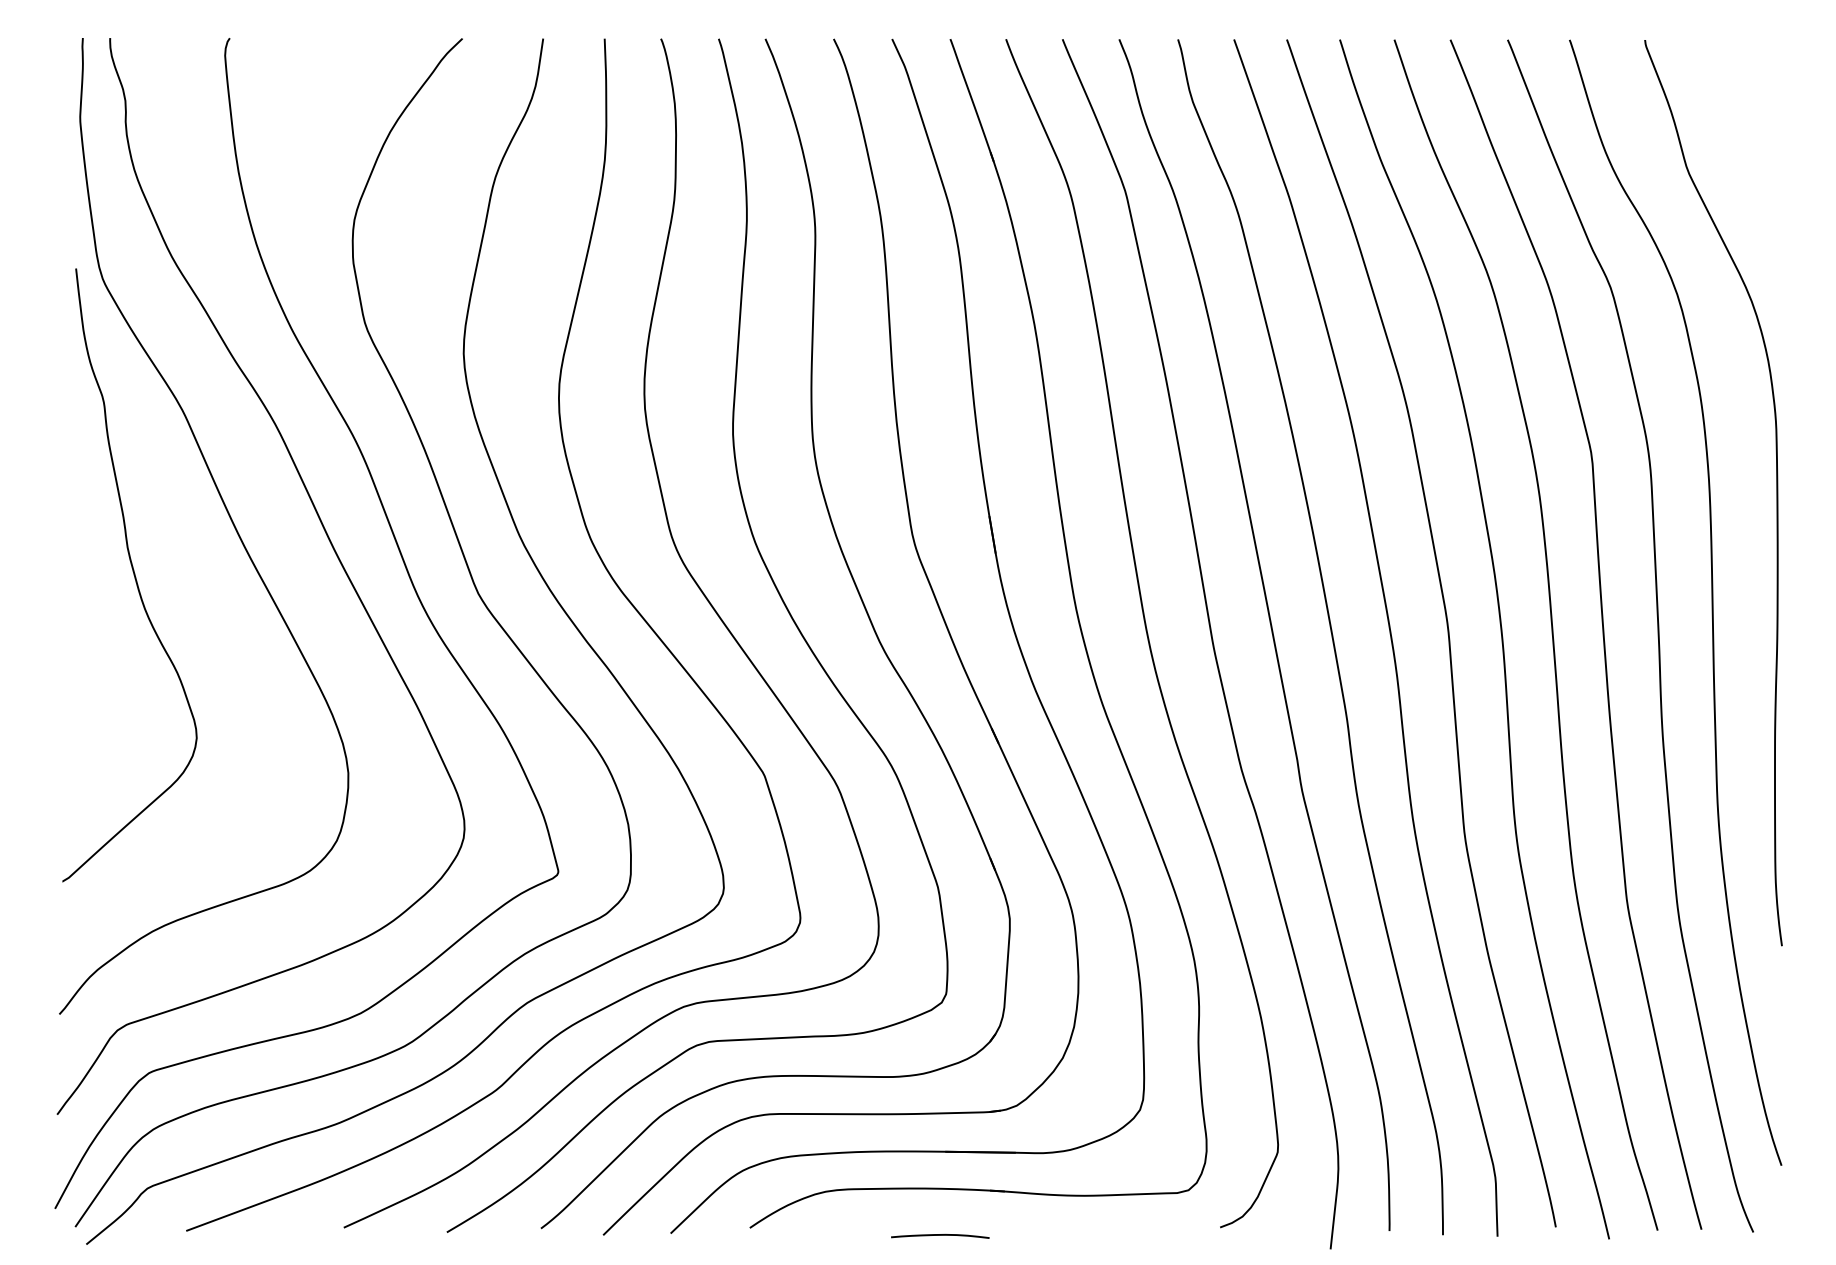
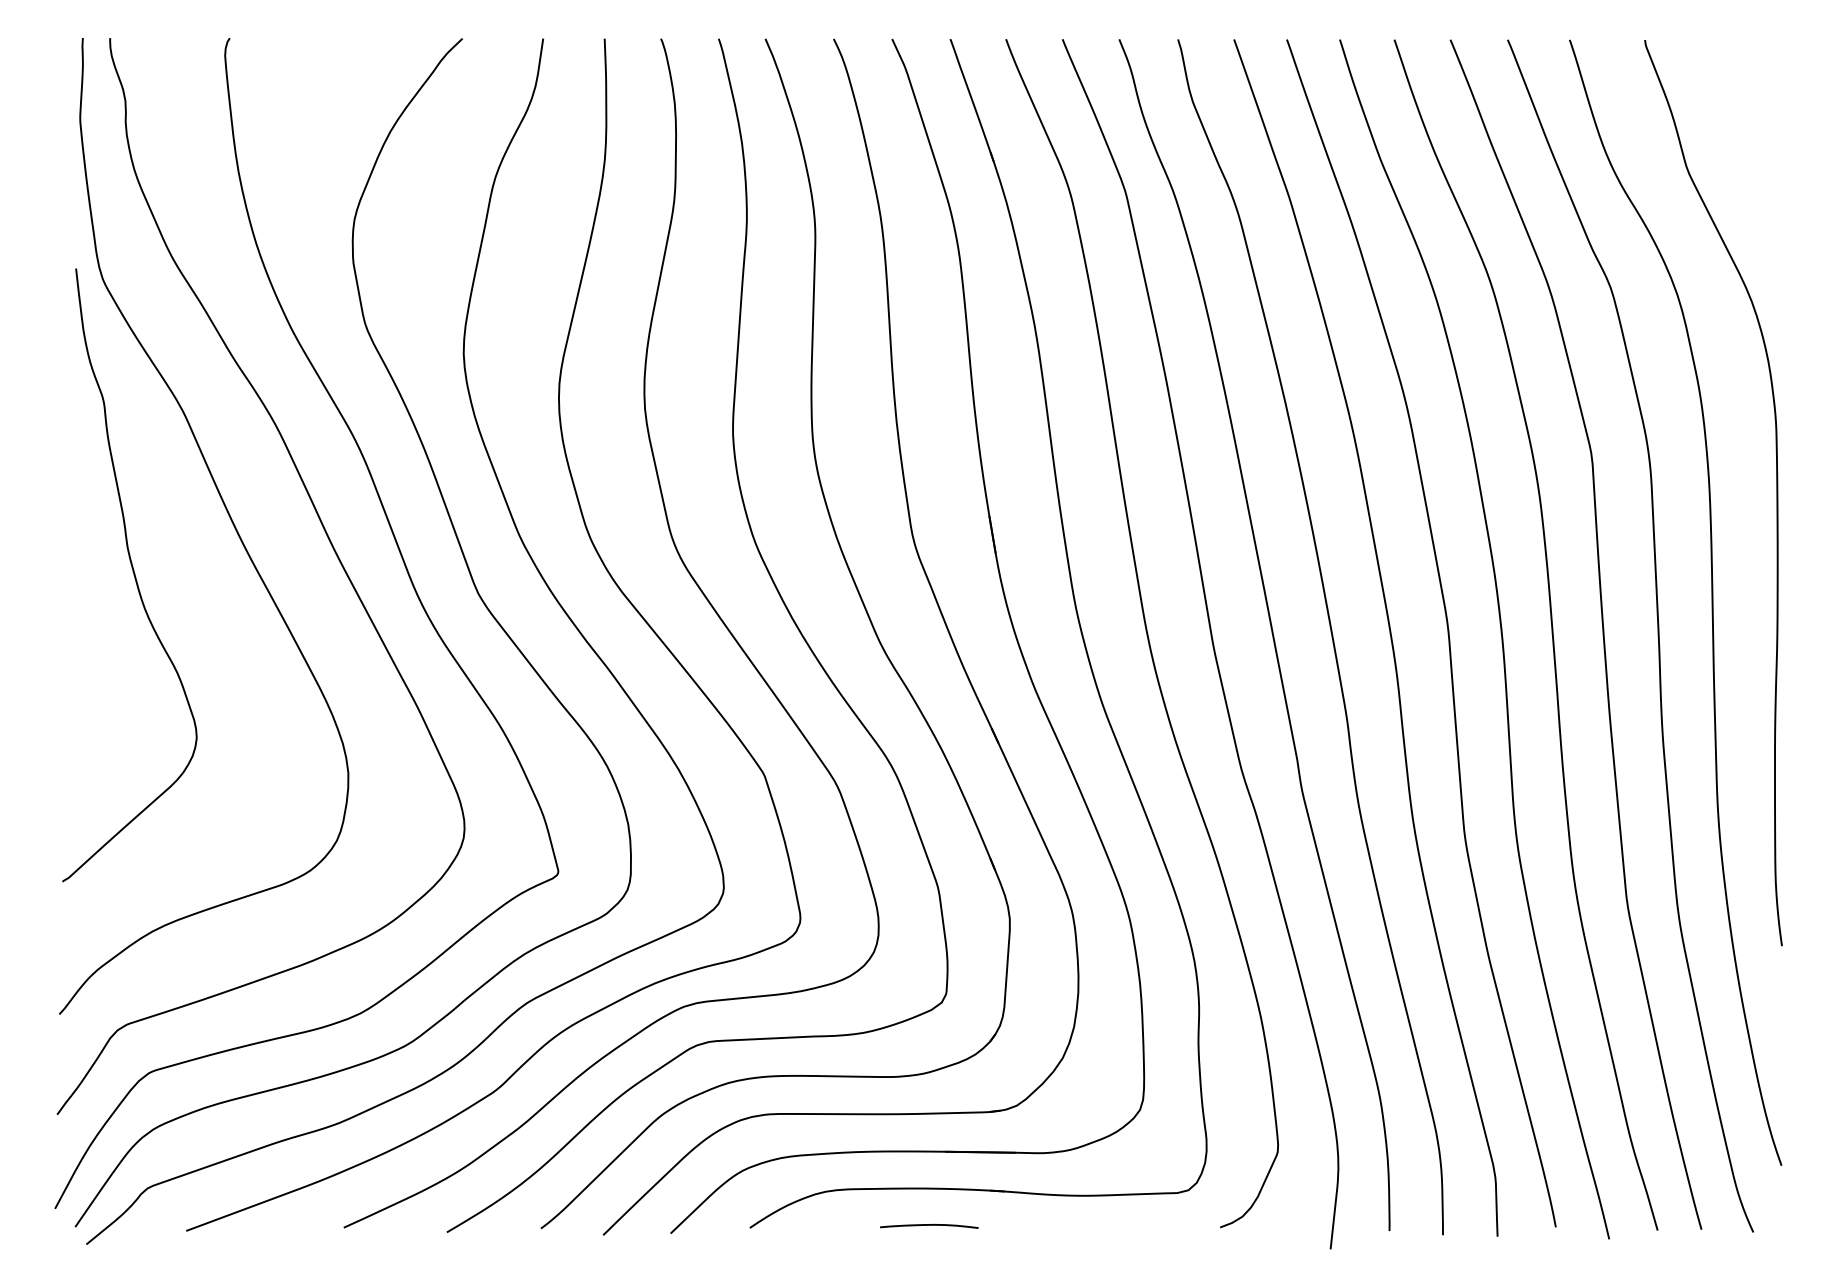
curve position: (940, 1235) -> (929, 1225) (929, 1225)
